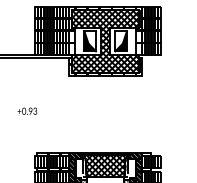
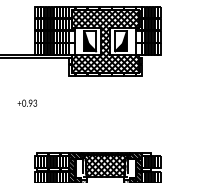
text position: (27, 110) -> (27, 102) (27, 102)
